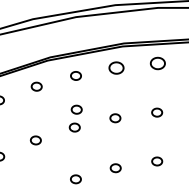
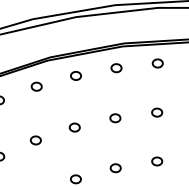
part size: 17x15 px -> 13x11 px (157, 63)
part size: 17x14 px -> 13x11 px (116, 68)
part: present -> none (76, 109)
